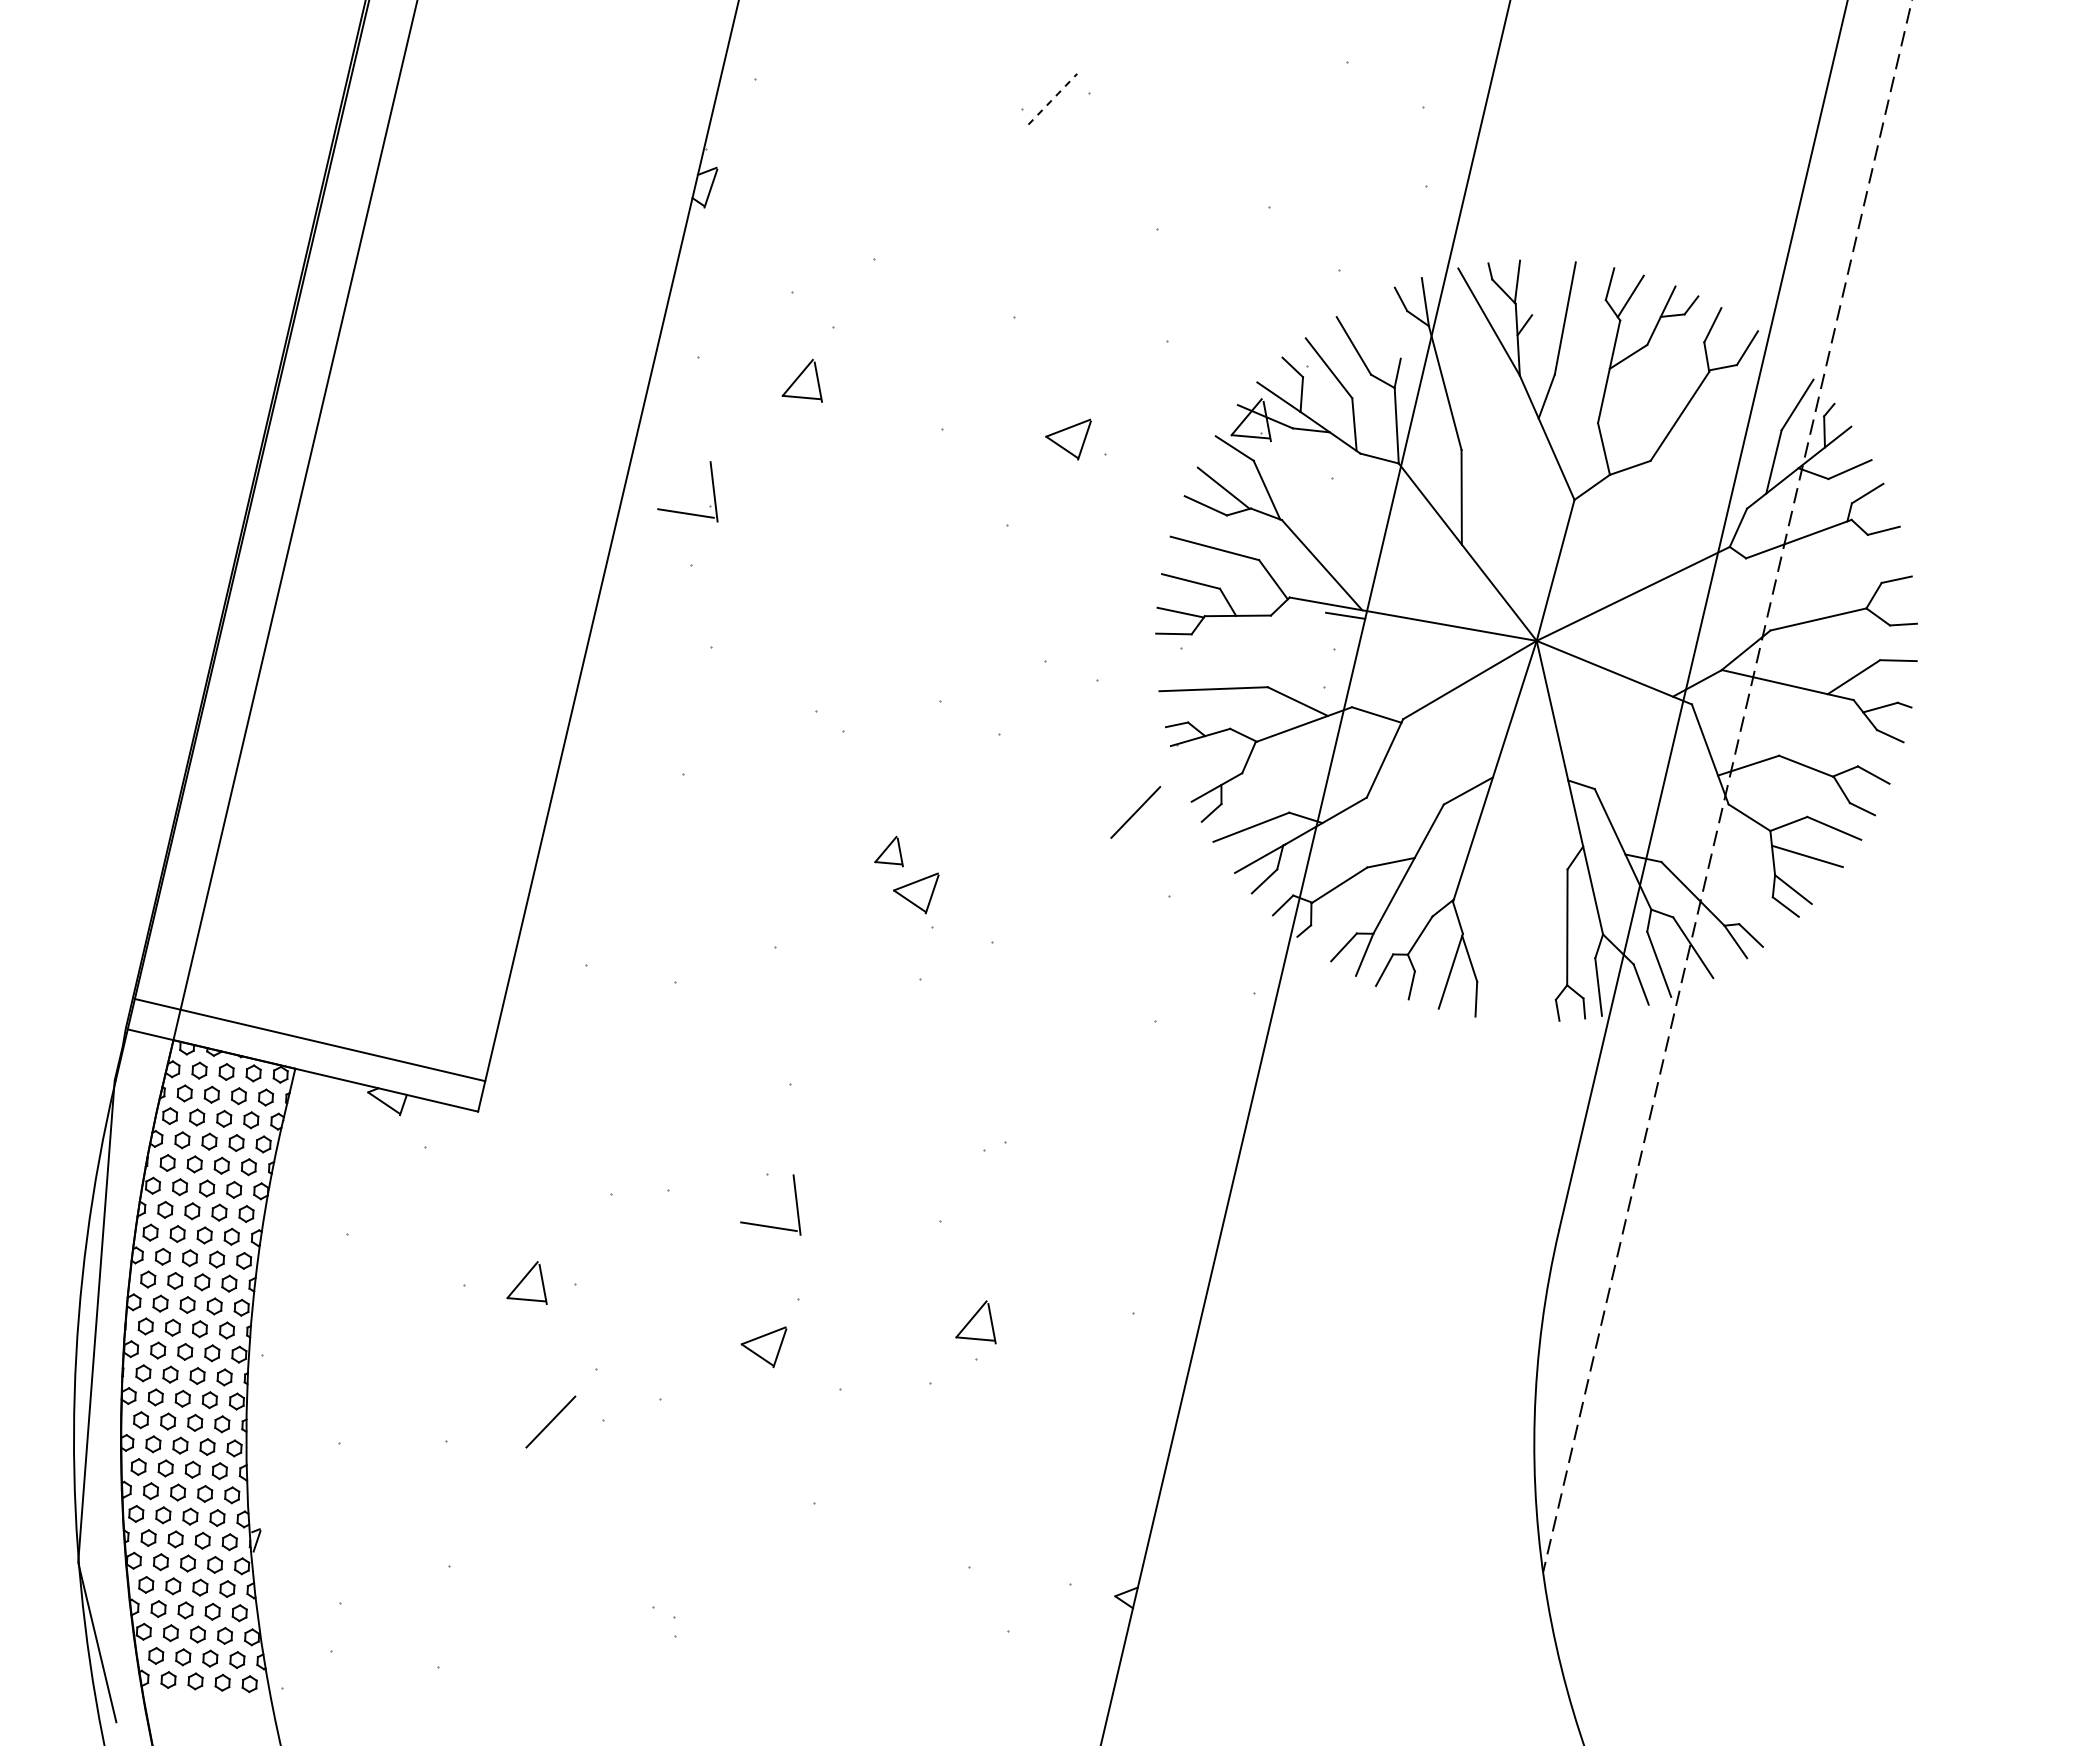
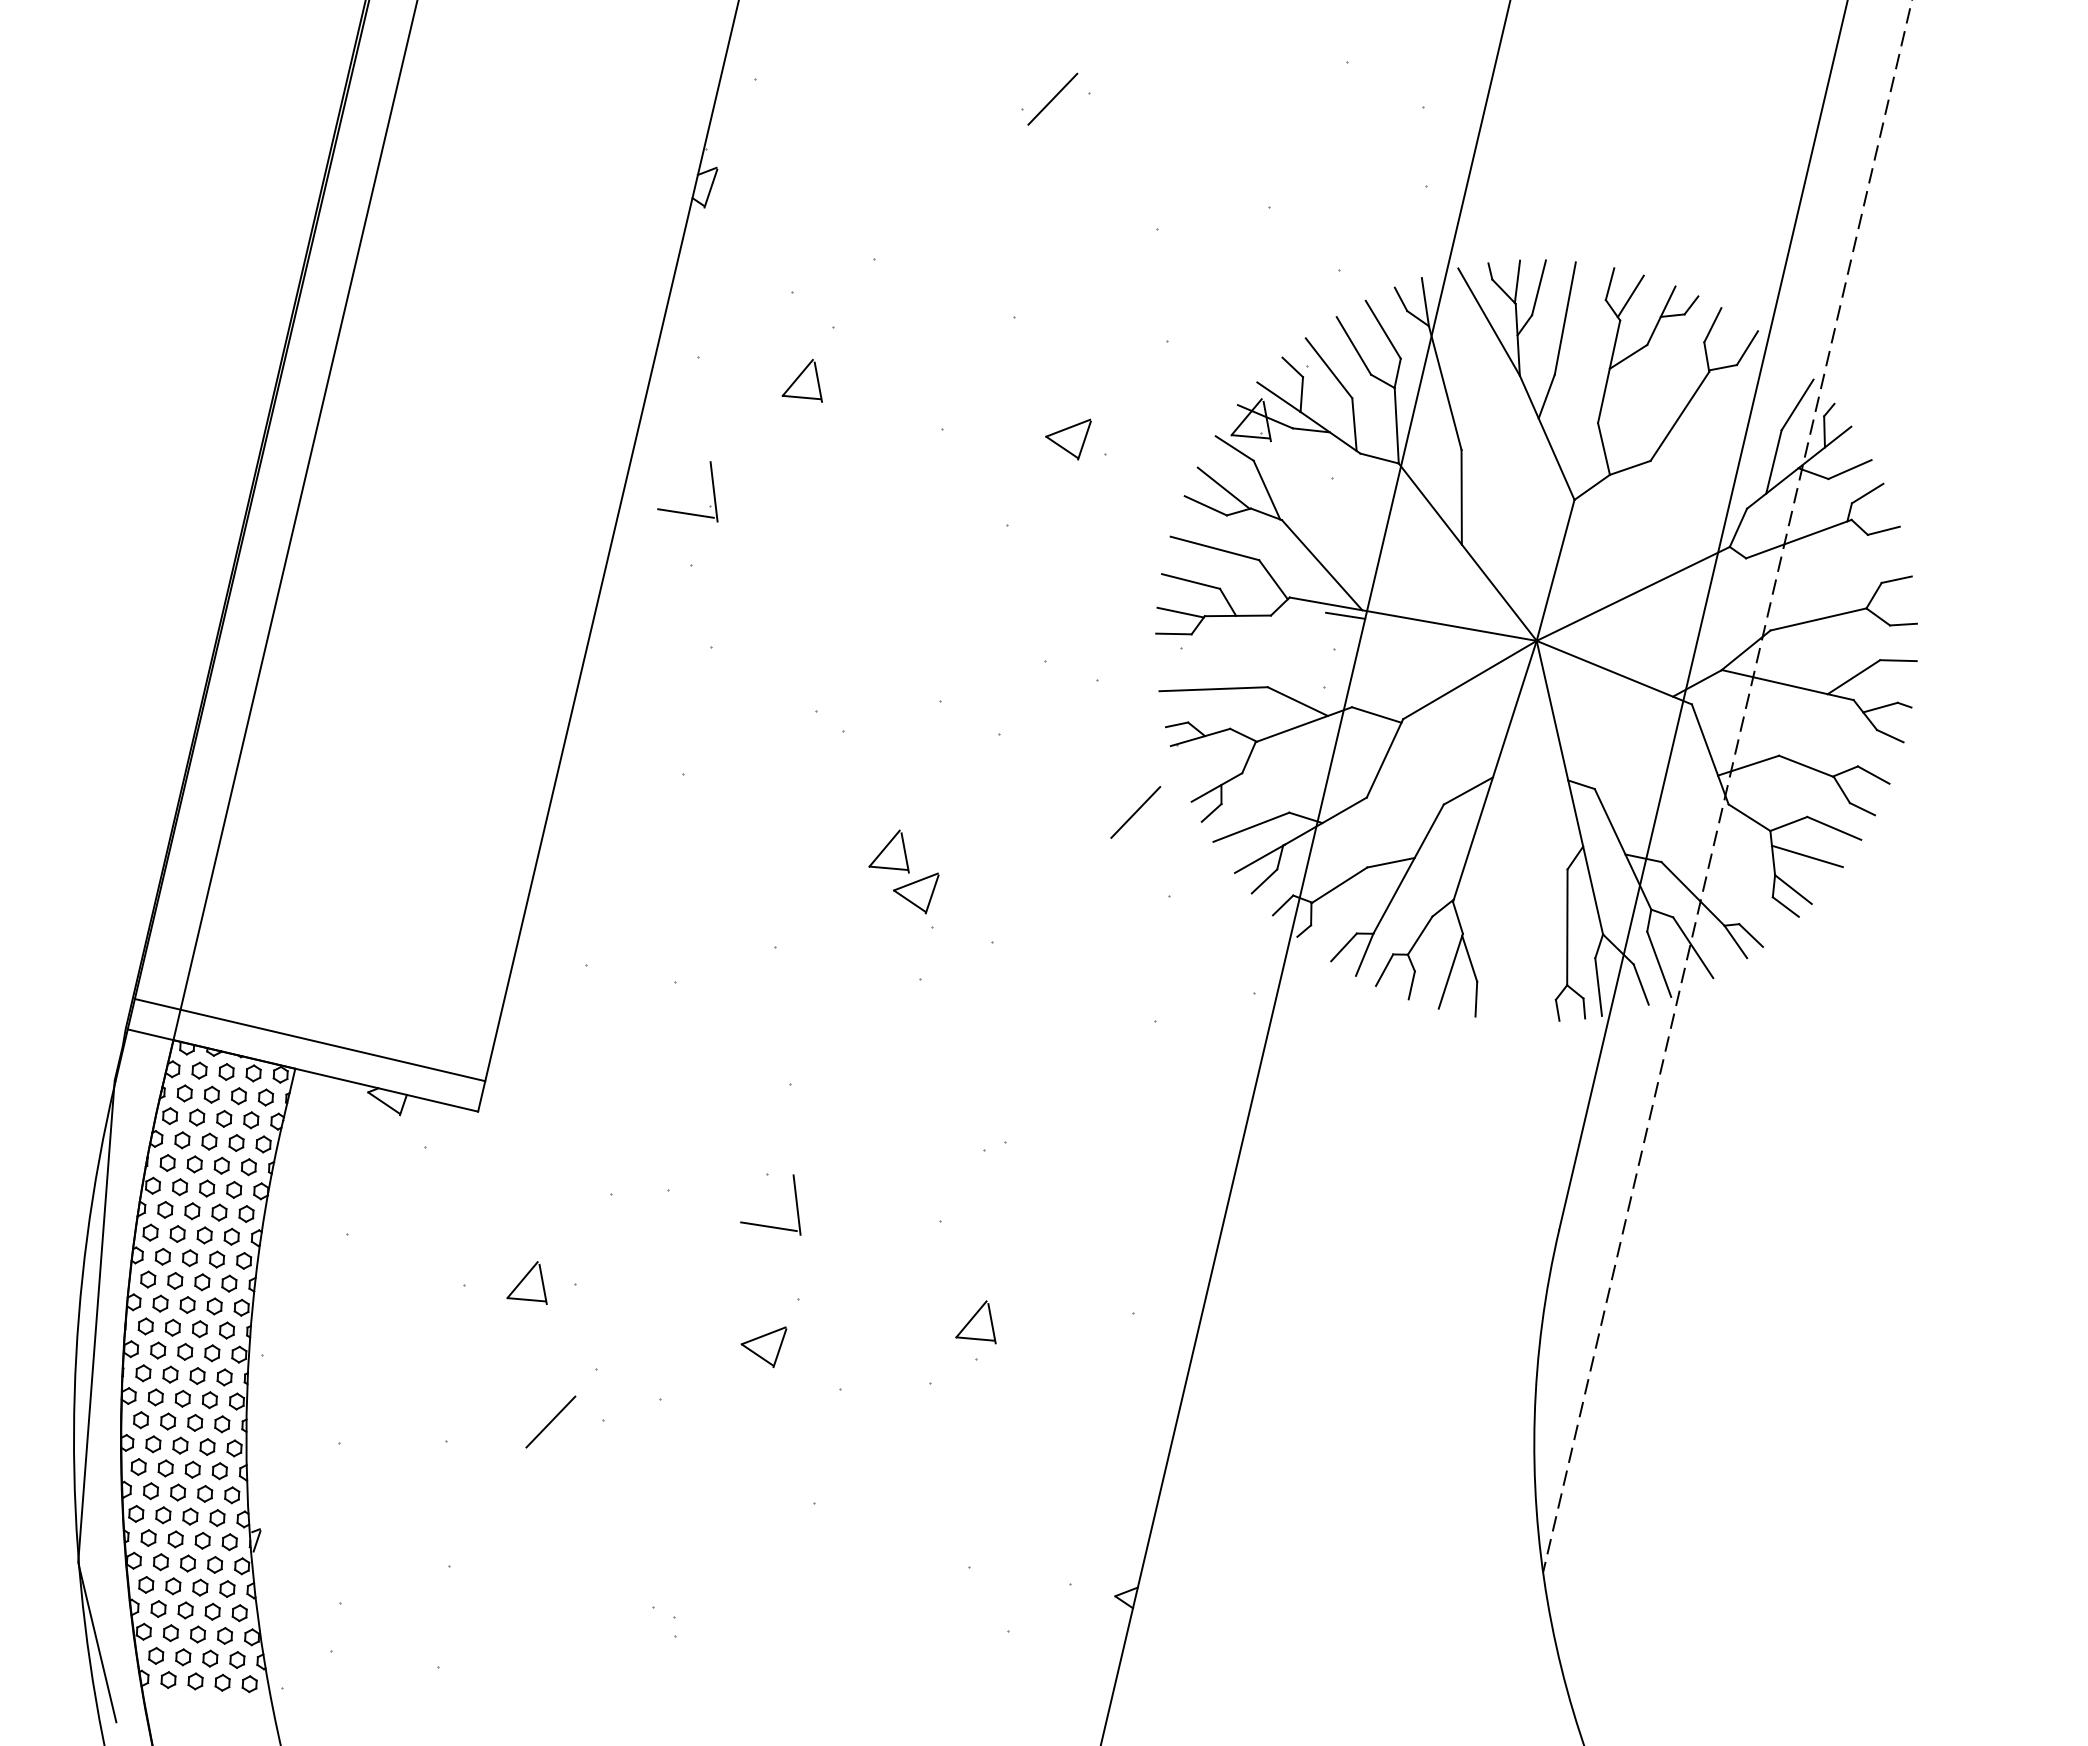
line: dashed -> solid (1053, 98)
line: none -> present (1538, 287)
line: none -> present (1382, 329)
part size: 30x33 px -> 42x45 px (888, 851)
